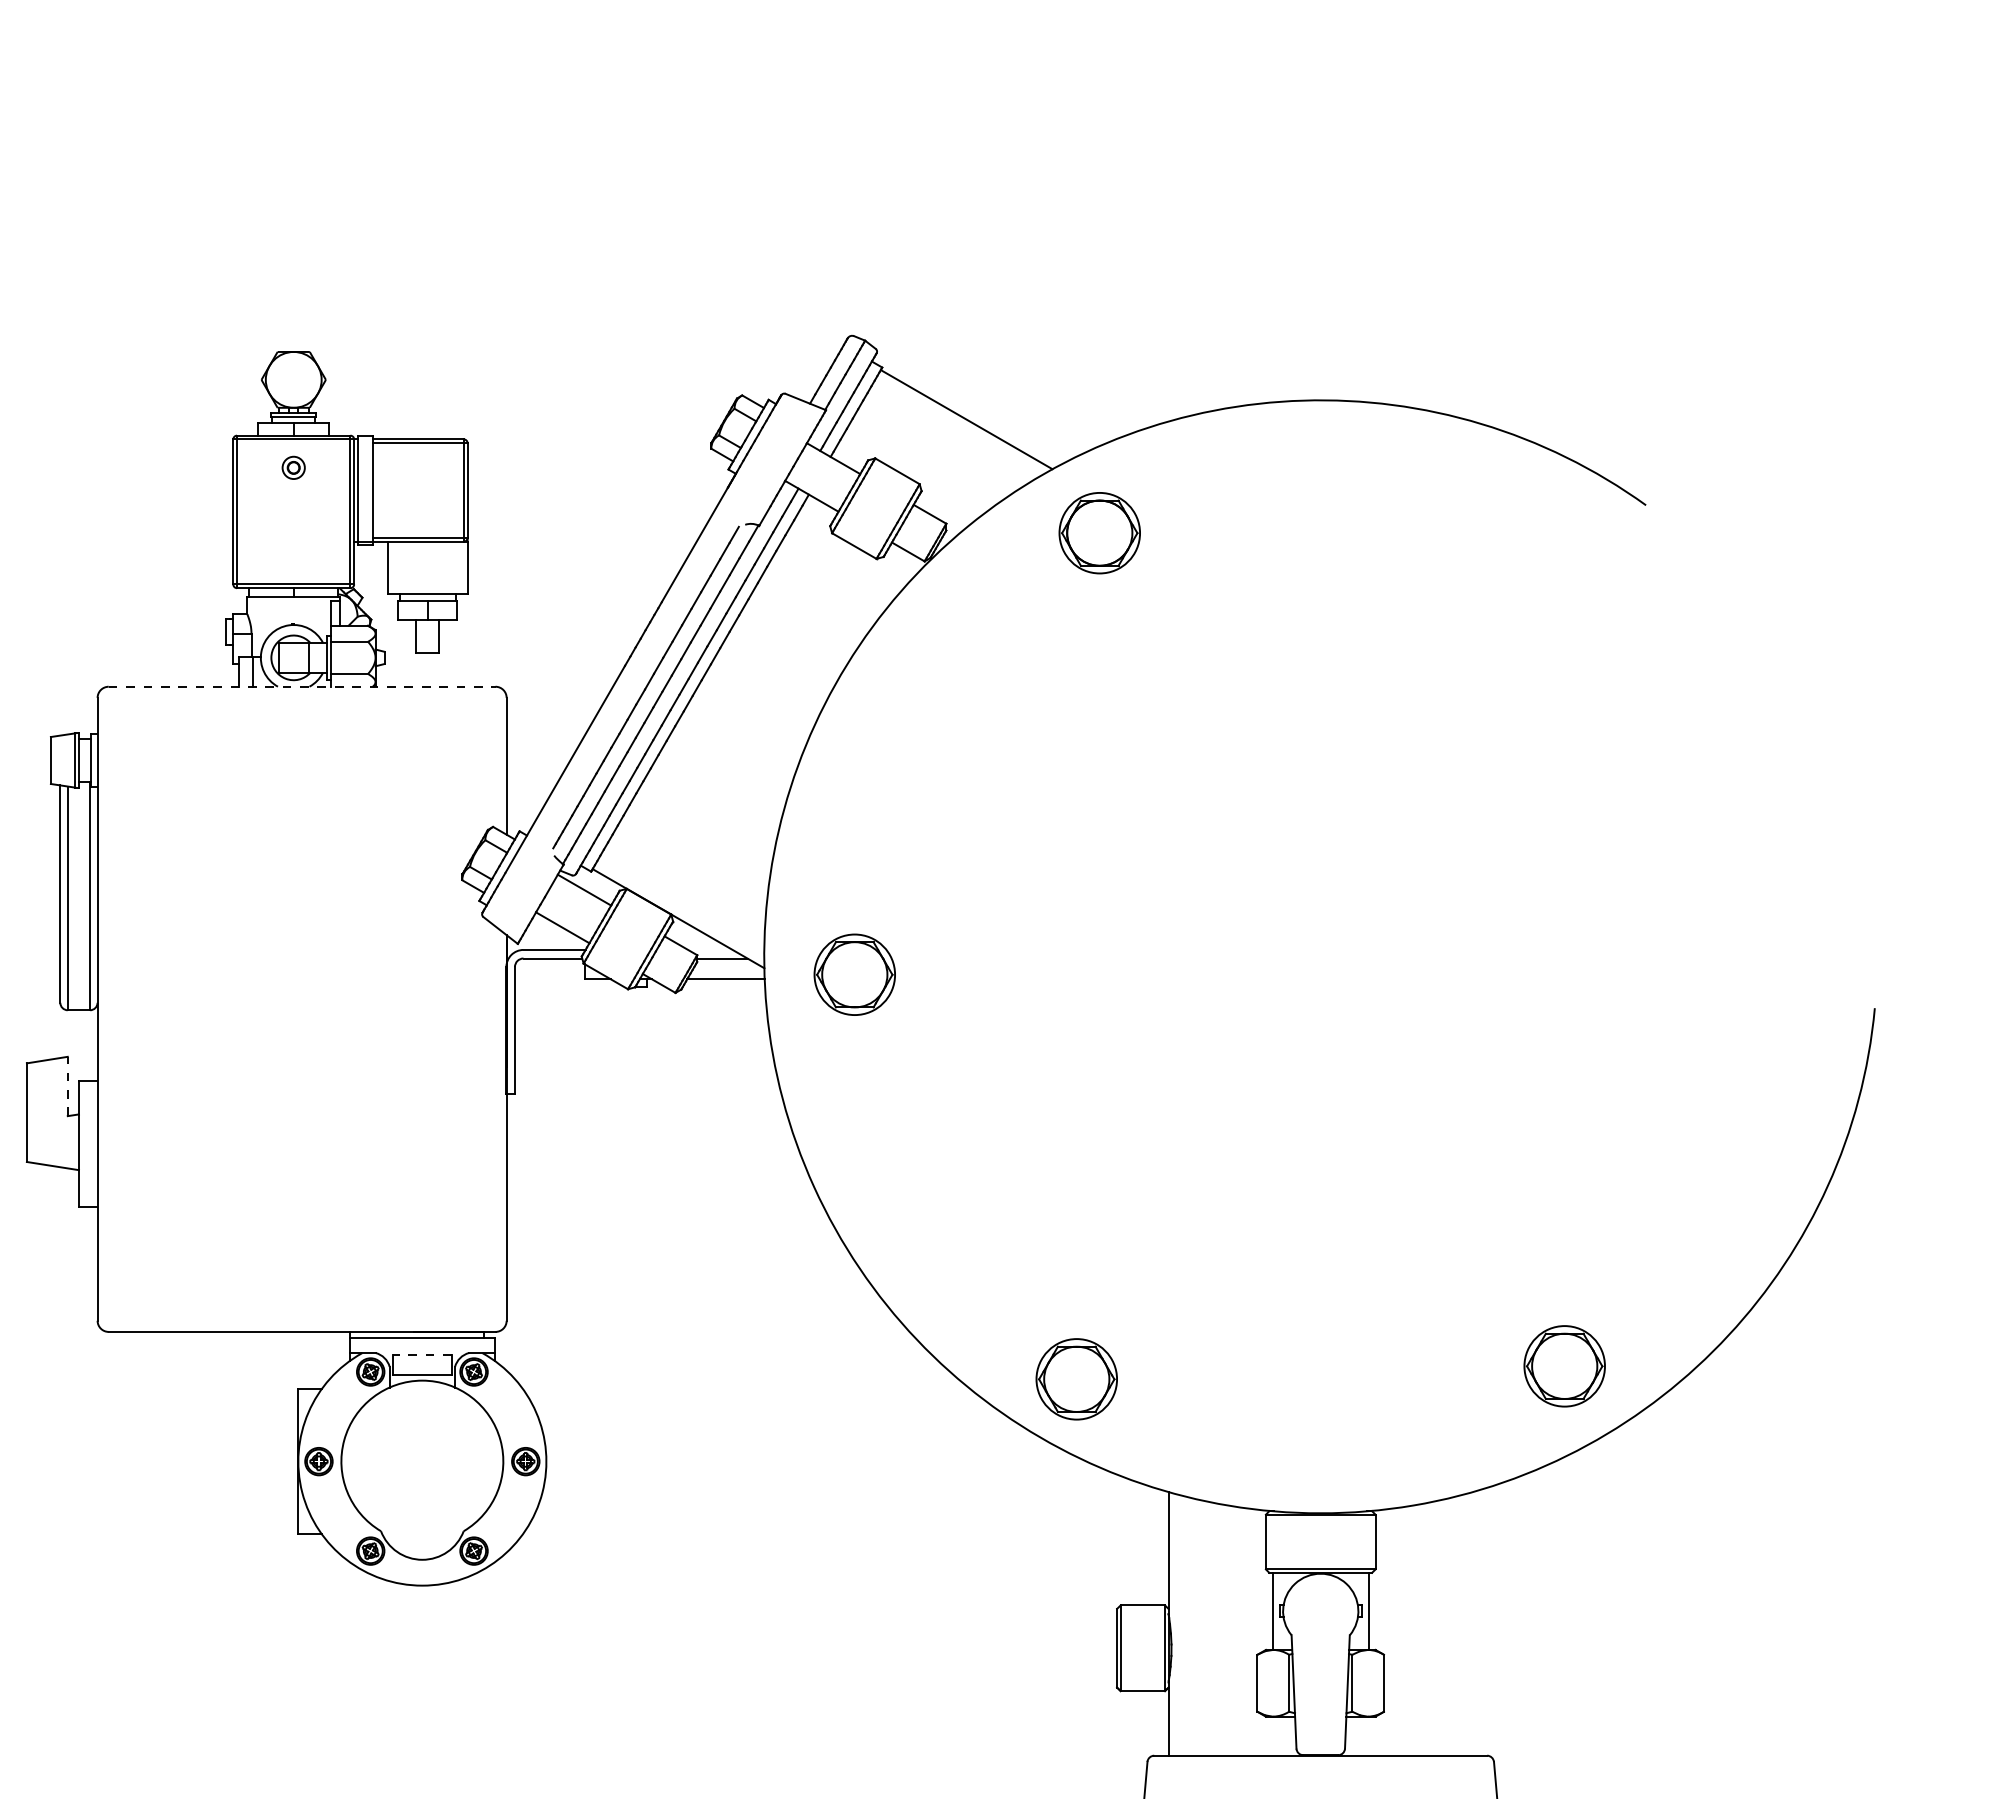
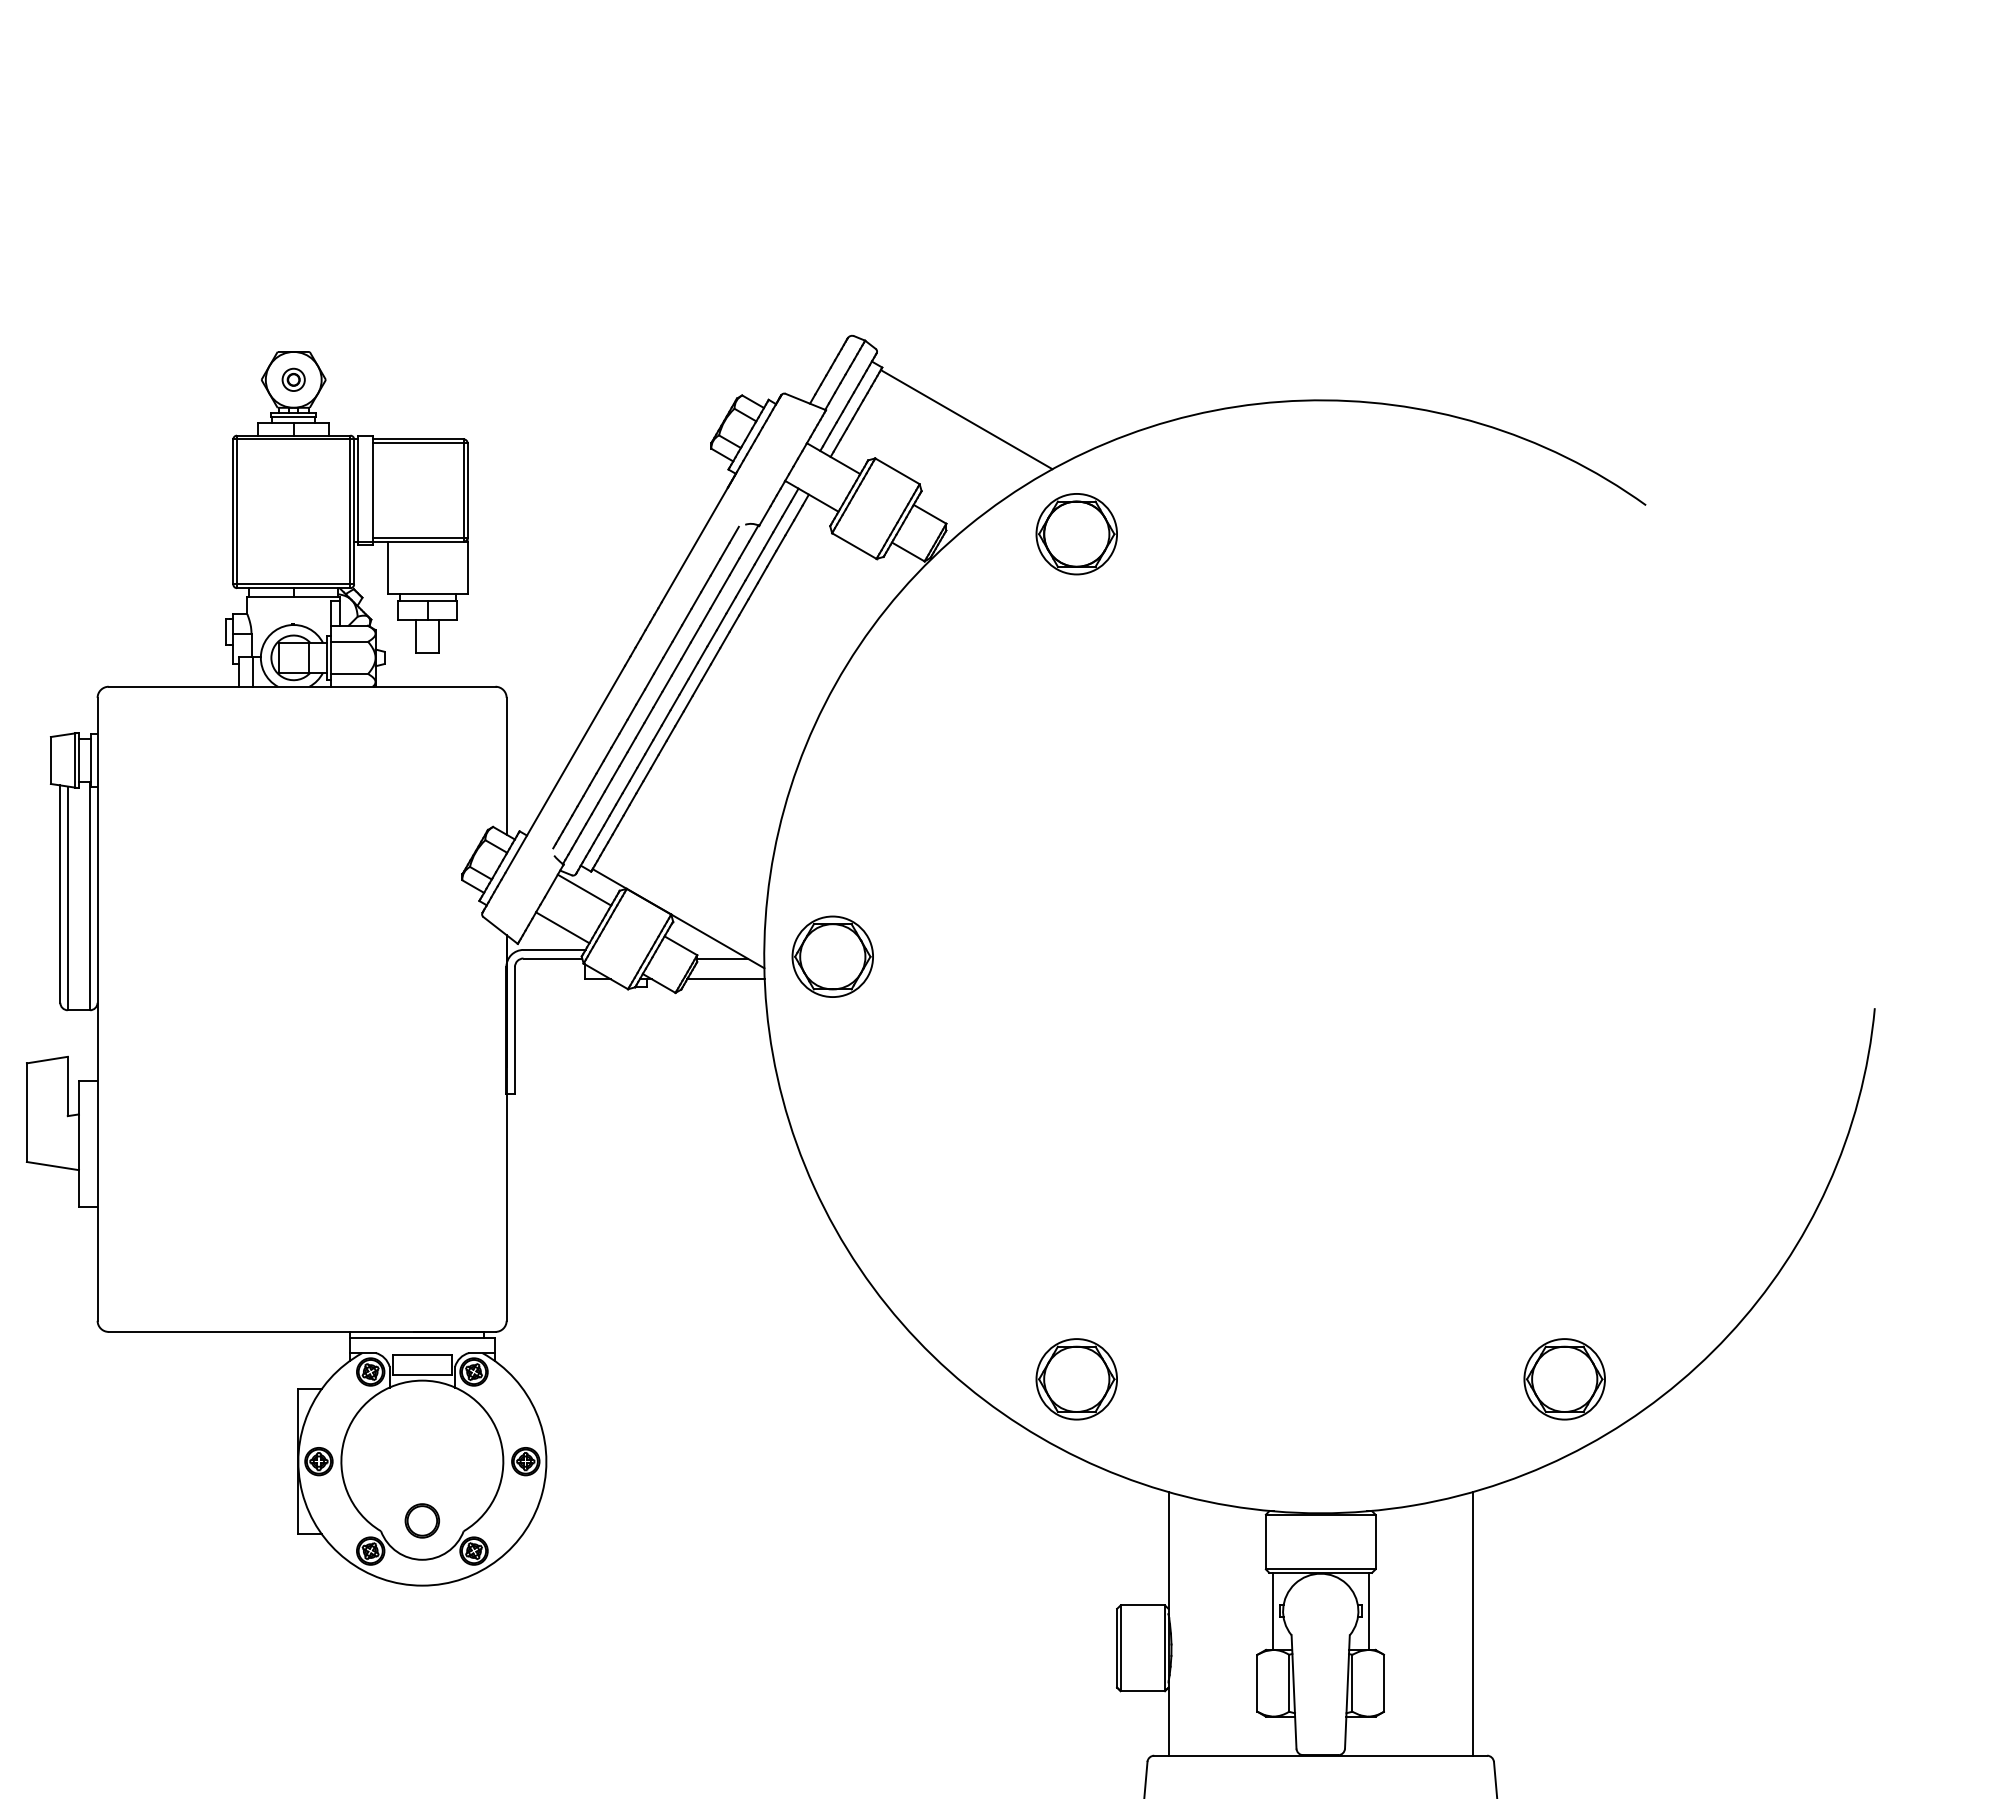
part position: (293, 467) -> (293, 379) (293, 379)
part position: (1099, 533) -> (1076, 534) (1076, 534)
line: dashed -> solid (302, 686)
part position: (854, 974) -> (832, 956) (832, 956)
line: dashed -> solid (67, 1086)
line: dashed -> solid (421, 1354)
part position: (1564, 1366) -> (1564, 1379) (1564, 1379)
part: none -> present (421, 1520)
line: none -> present (1472, 1623)
